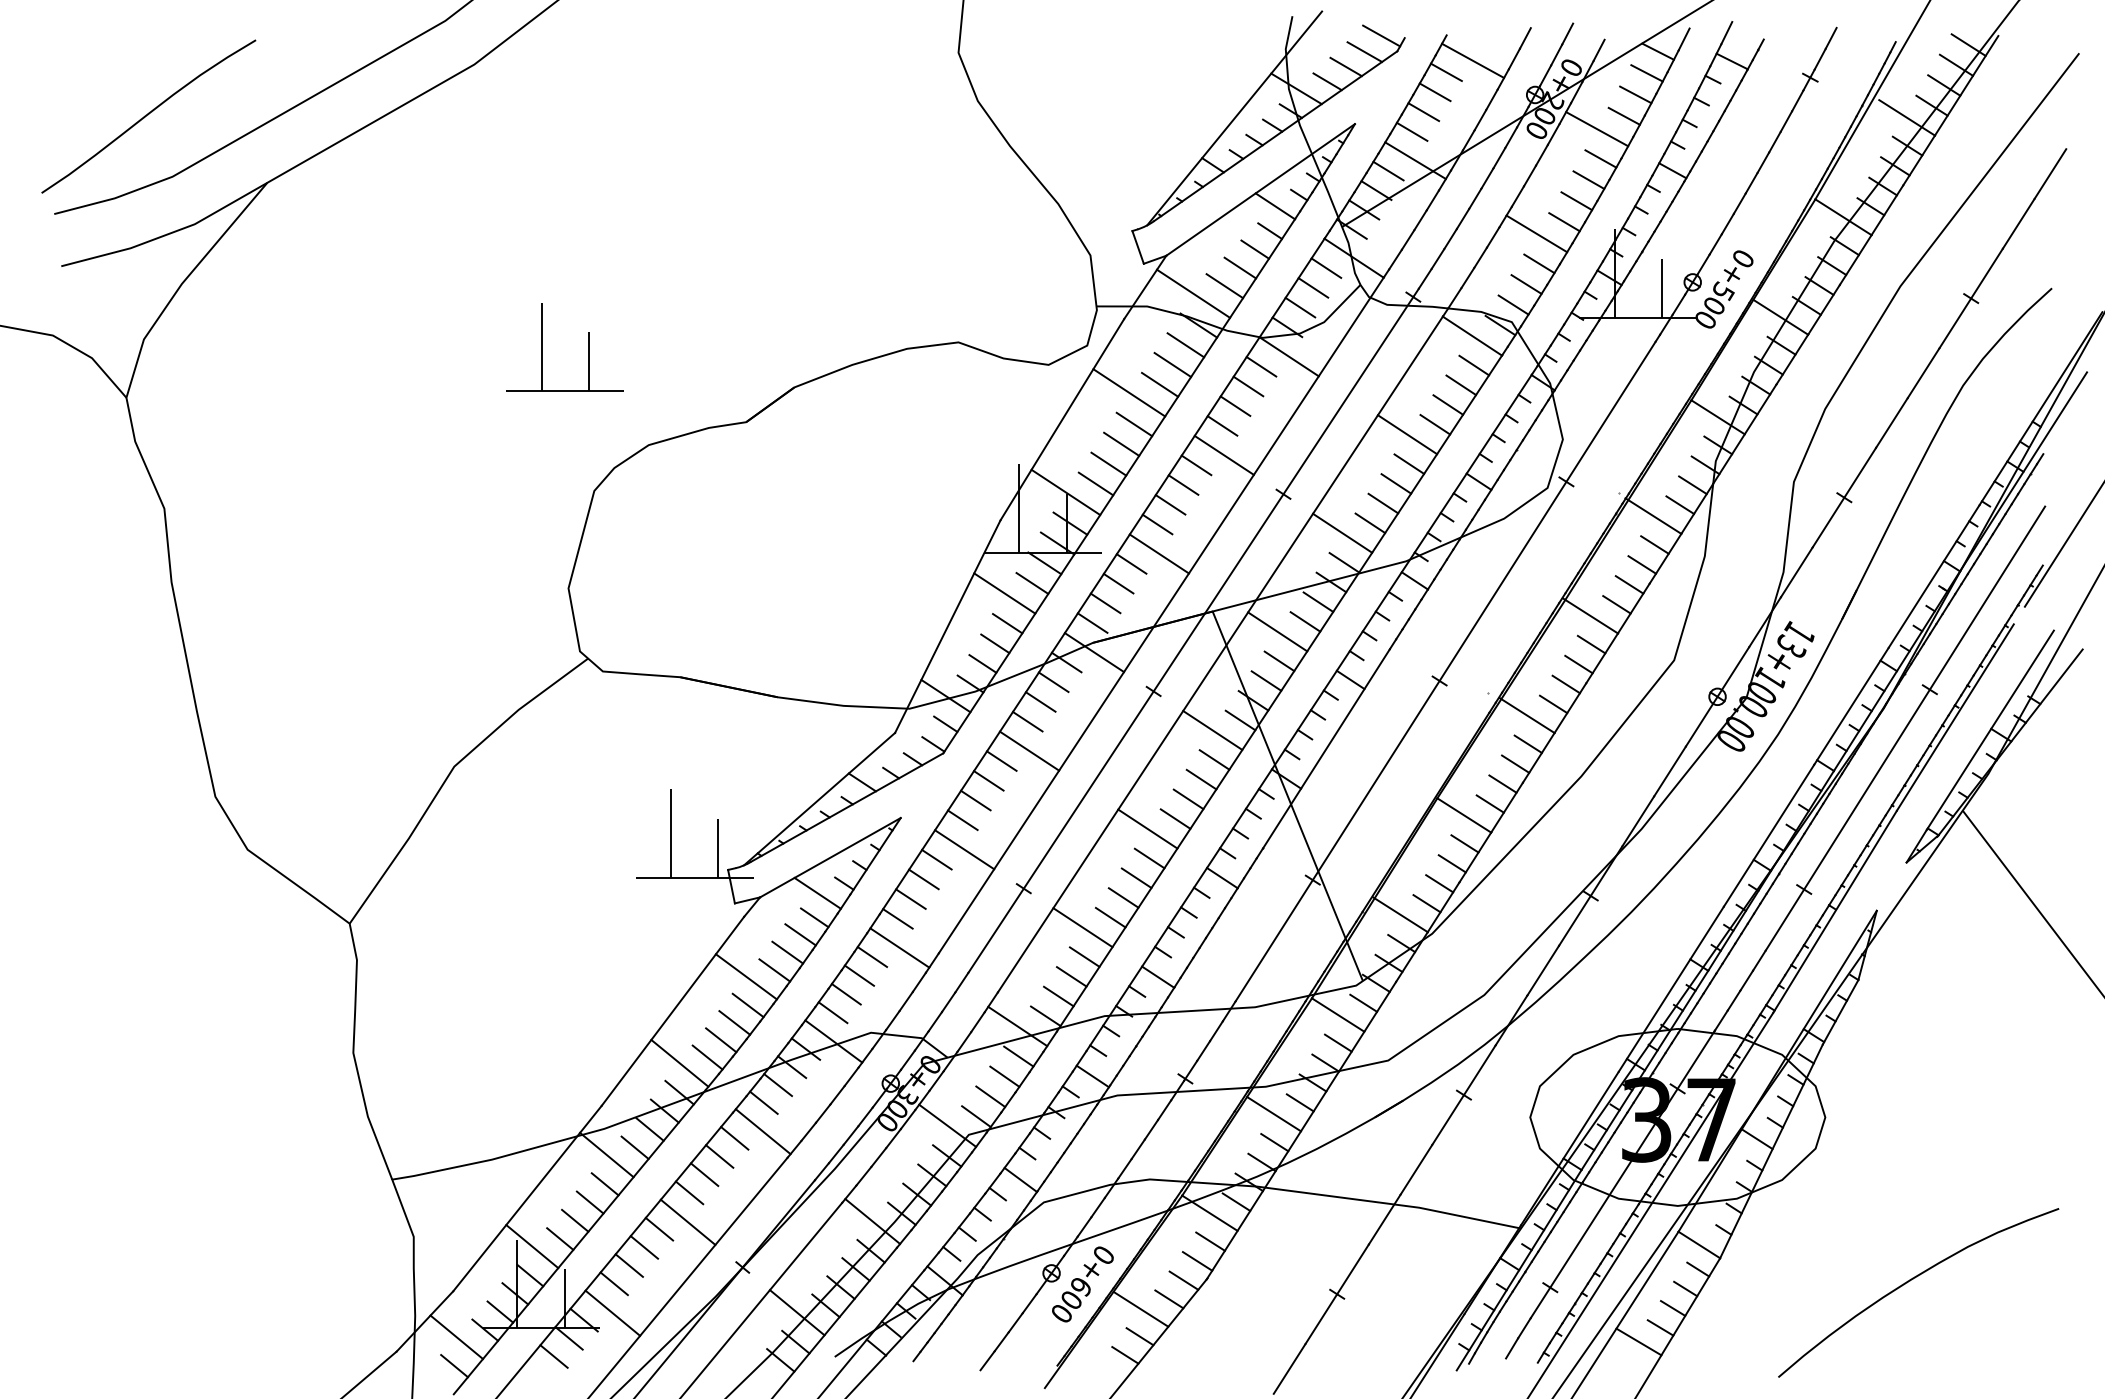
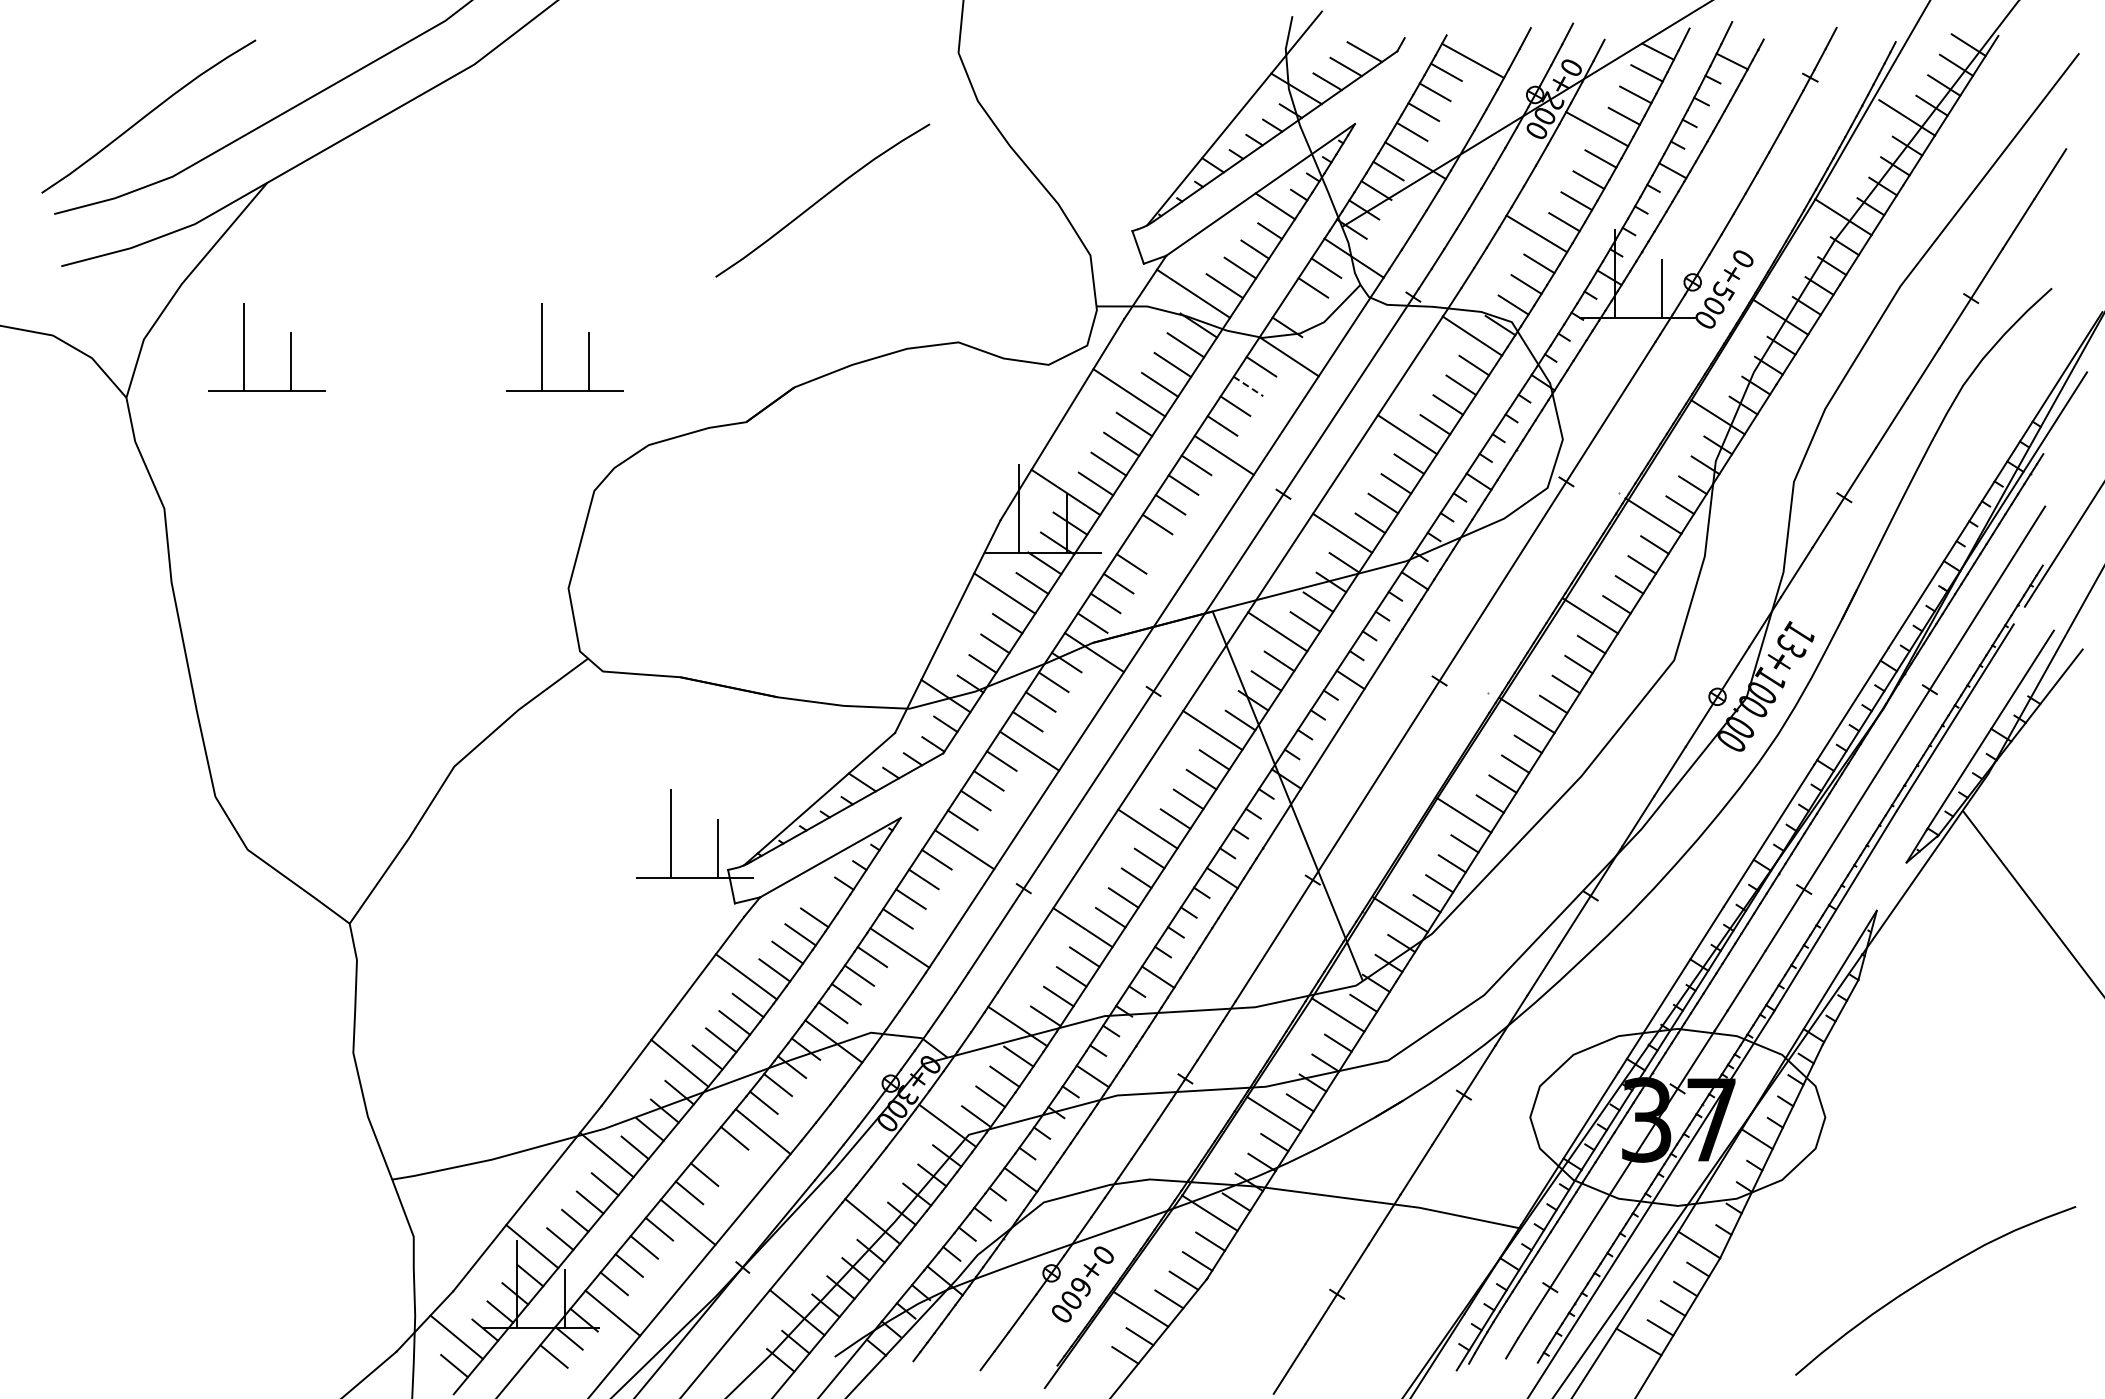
line: present -> none (1381, 35)
curve: none -> present (822, 199)
line: present -> none (1300, 307)
part: none -> present (244, 347)
line: solid -> dashed (1248, 386)
line: present -> none (1158, 553)
line: present -> none (817, 892)
line: present -> none (719, 1156)
curve position: (1910, 1281) -> (1927, 1279) (1927, 1279)
